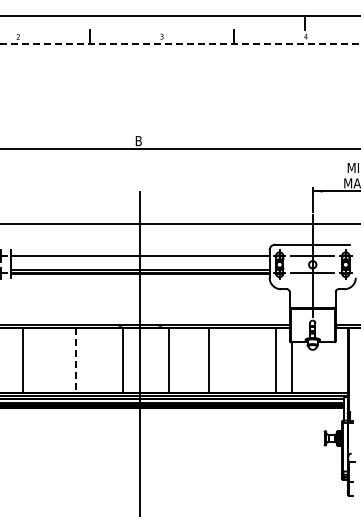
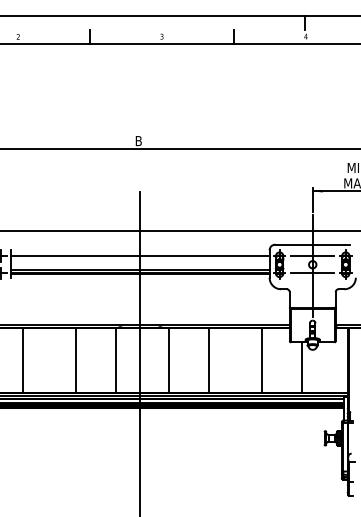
line: dashed -> solid (179, 44)
line position: (179, 224) -> (179, 231) (179, 231)
line position: (123, 360) -> (116, 360) (116, 360)
line position: (276, 360) -> (262, 360) (262, 360)
line: dashed -> solid (75, 361)
line position: (292, 367) -> (302, 367) (302, 367)
